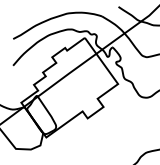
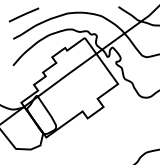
line: none -> present (23, 14)
